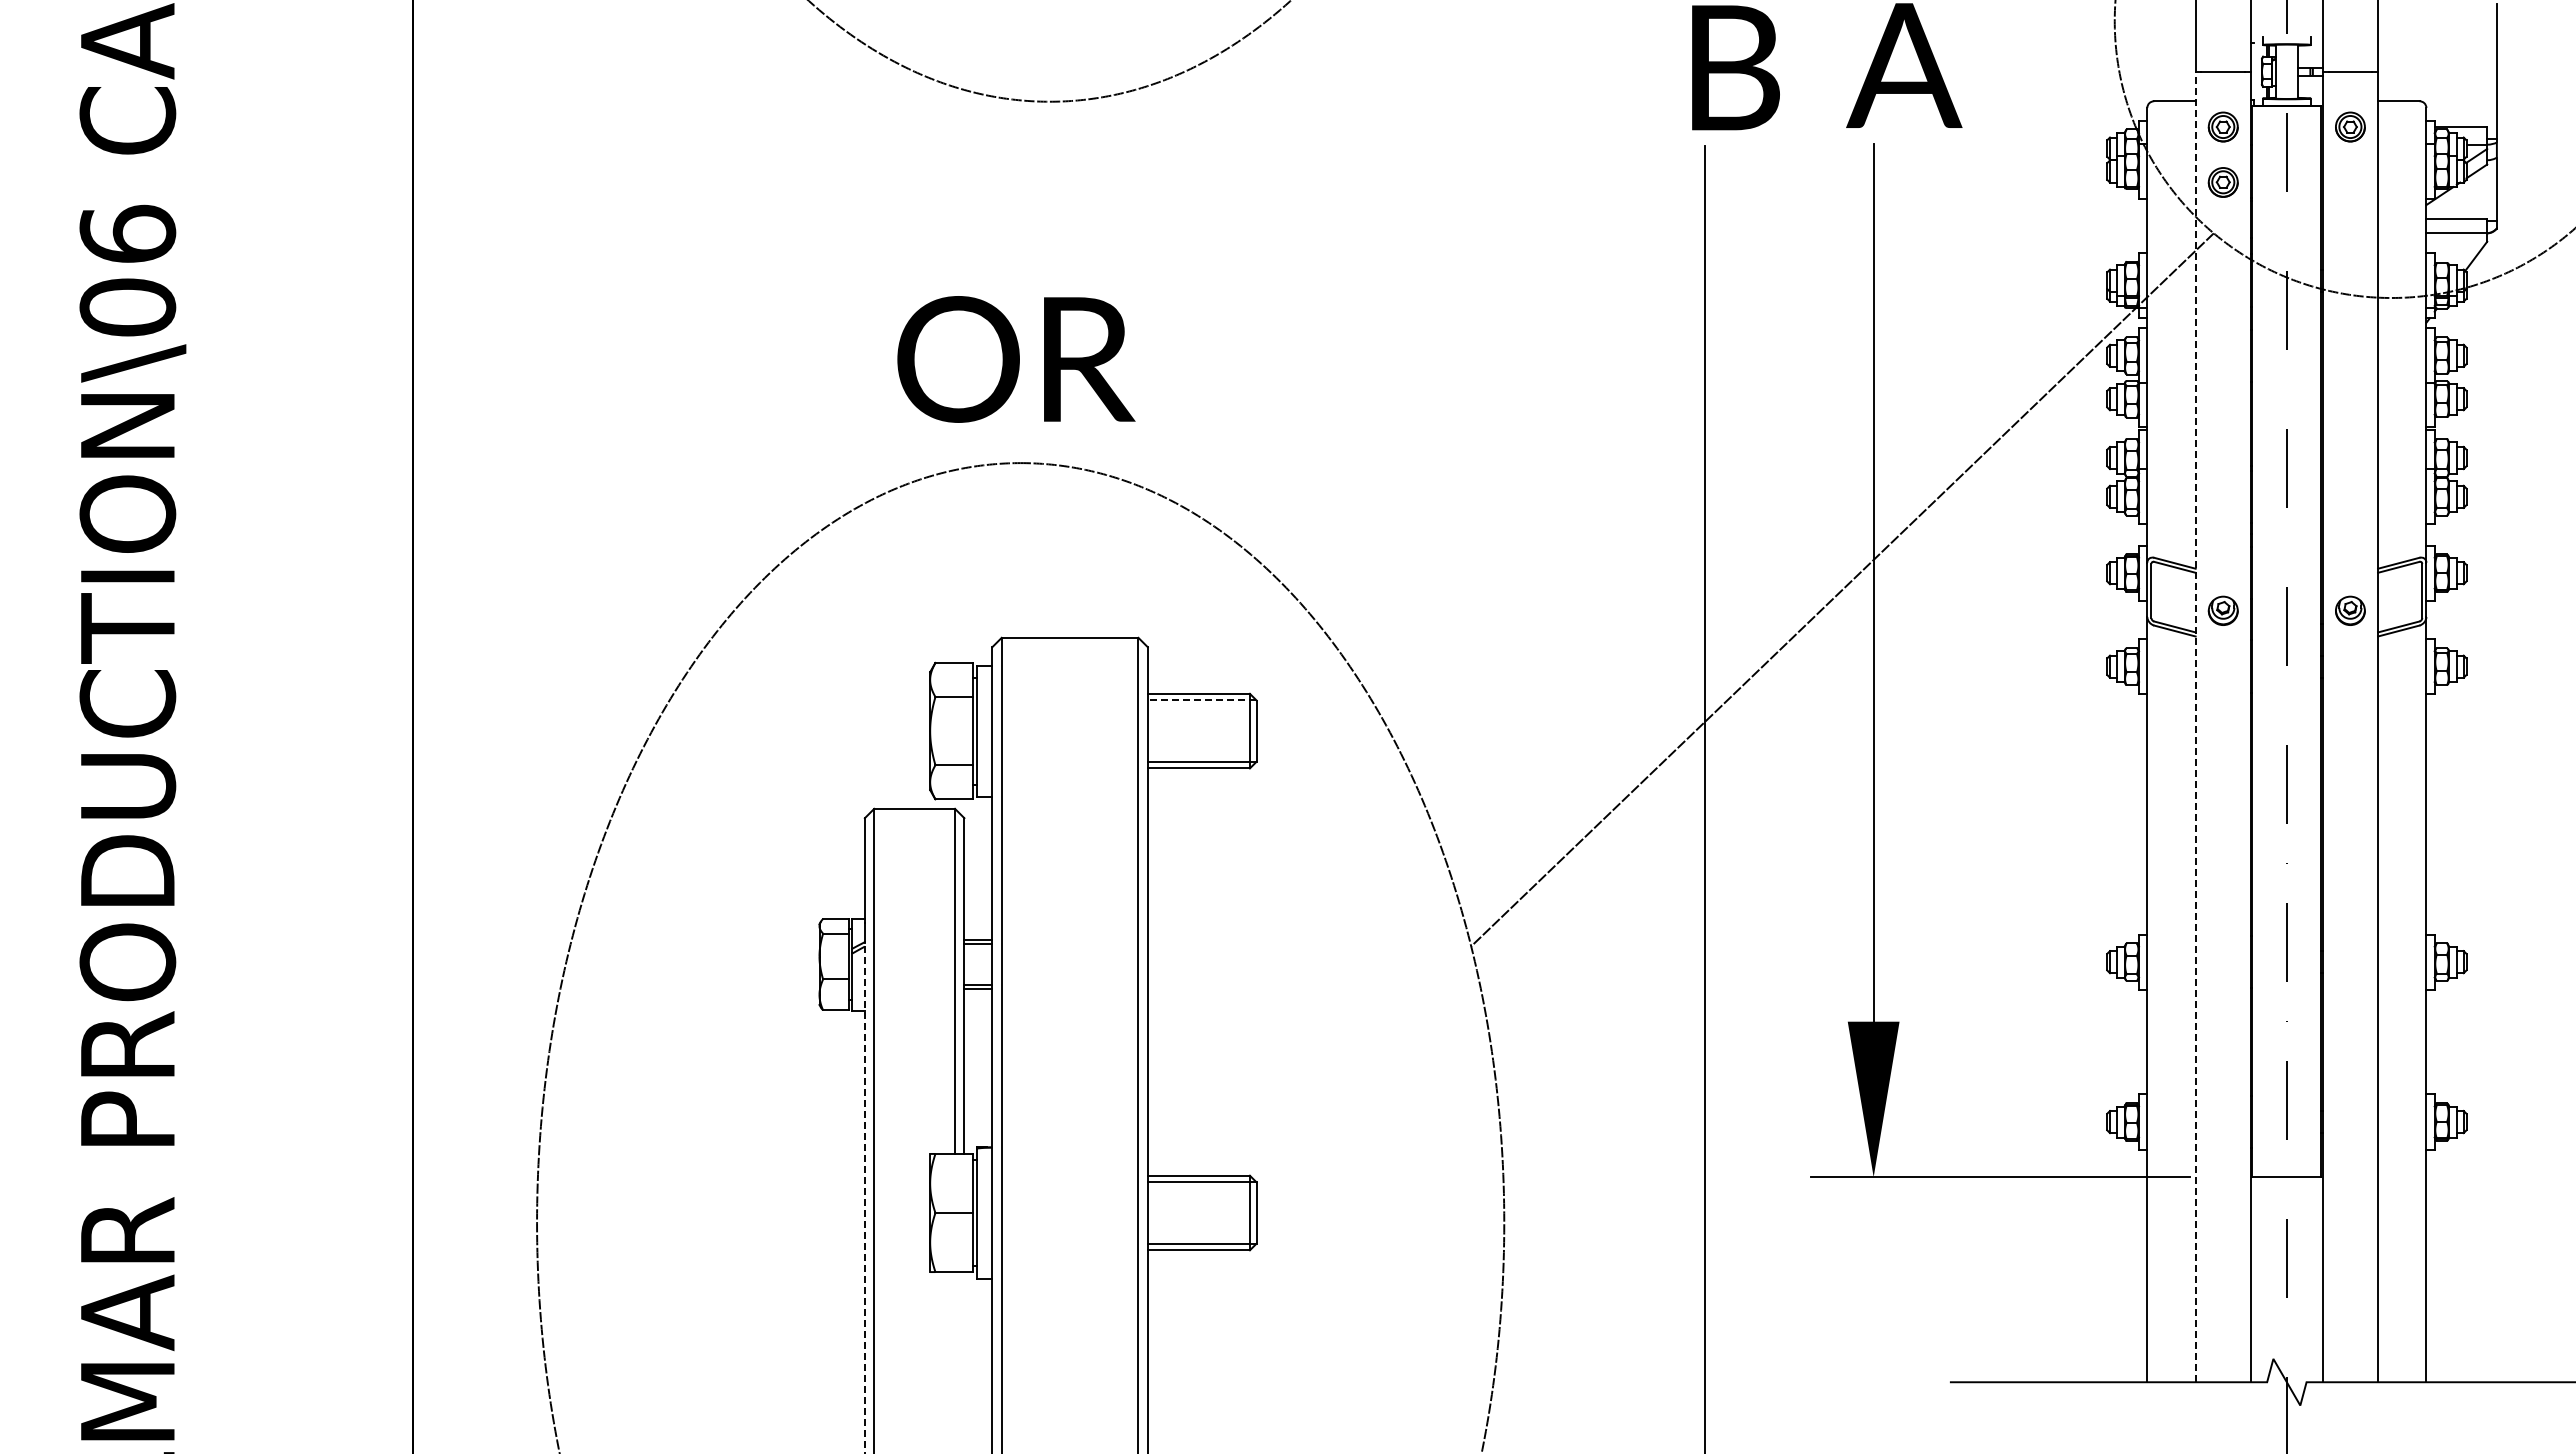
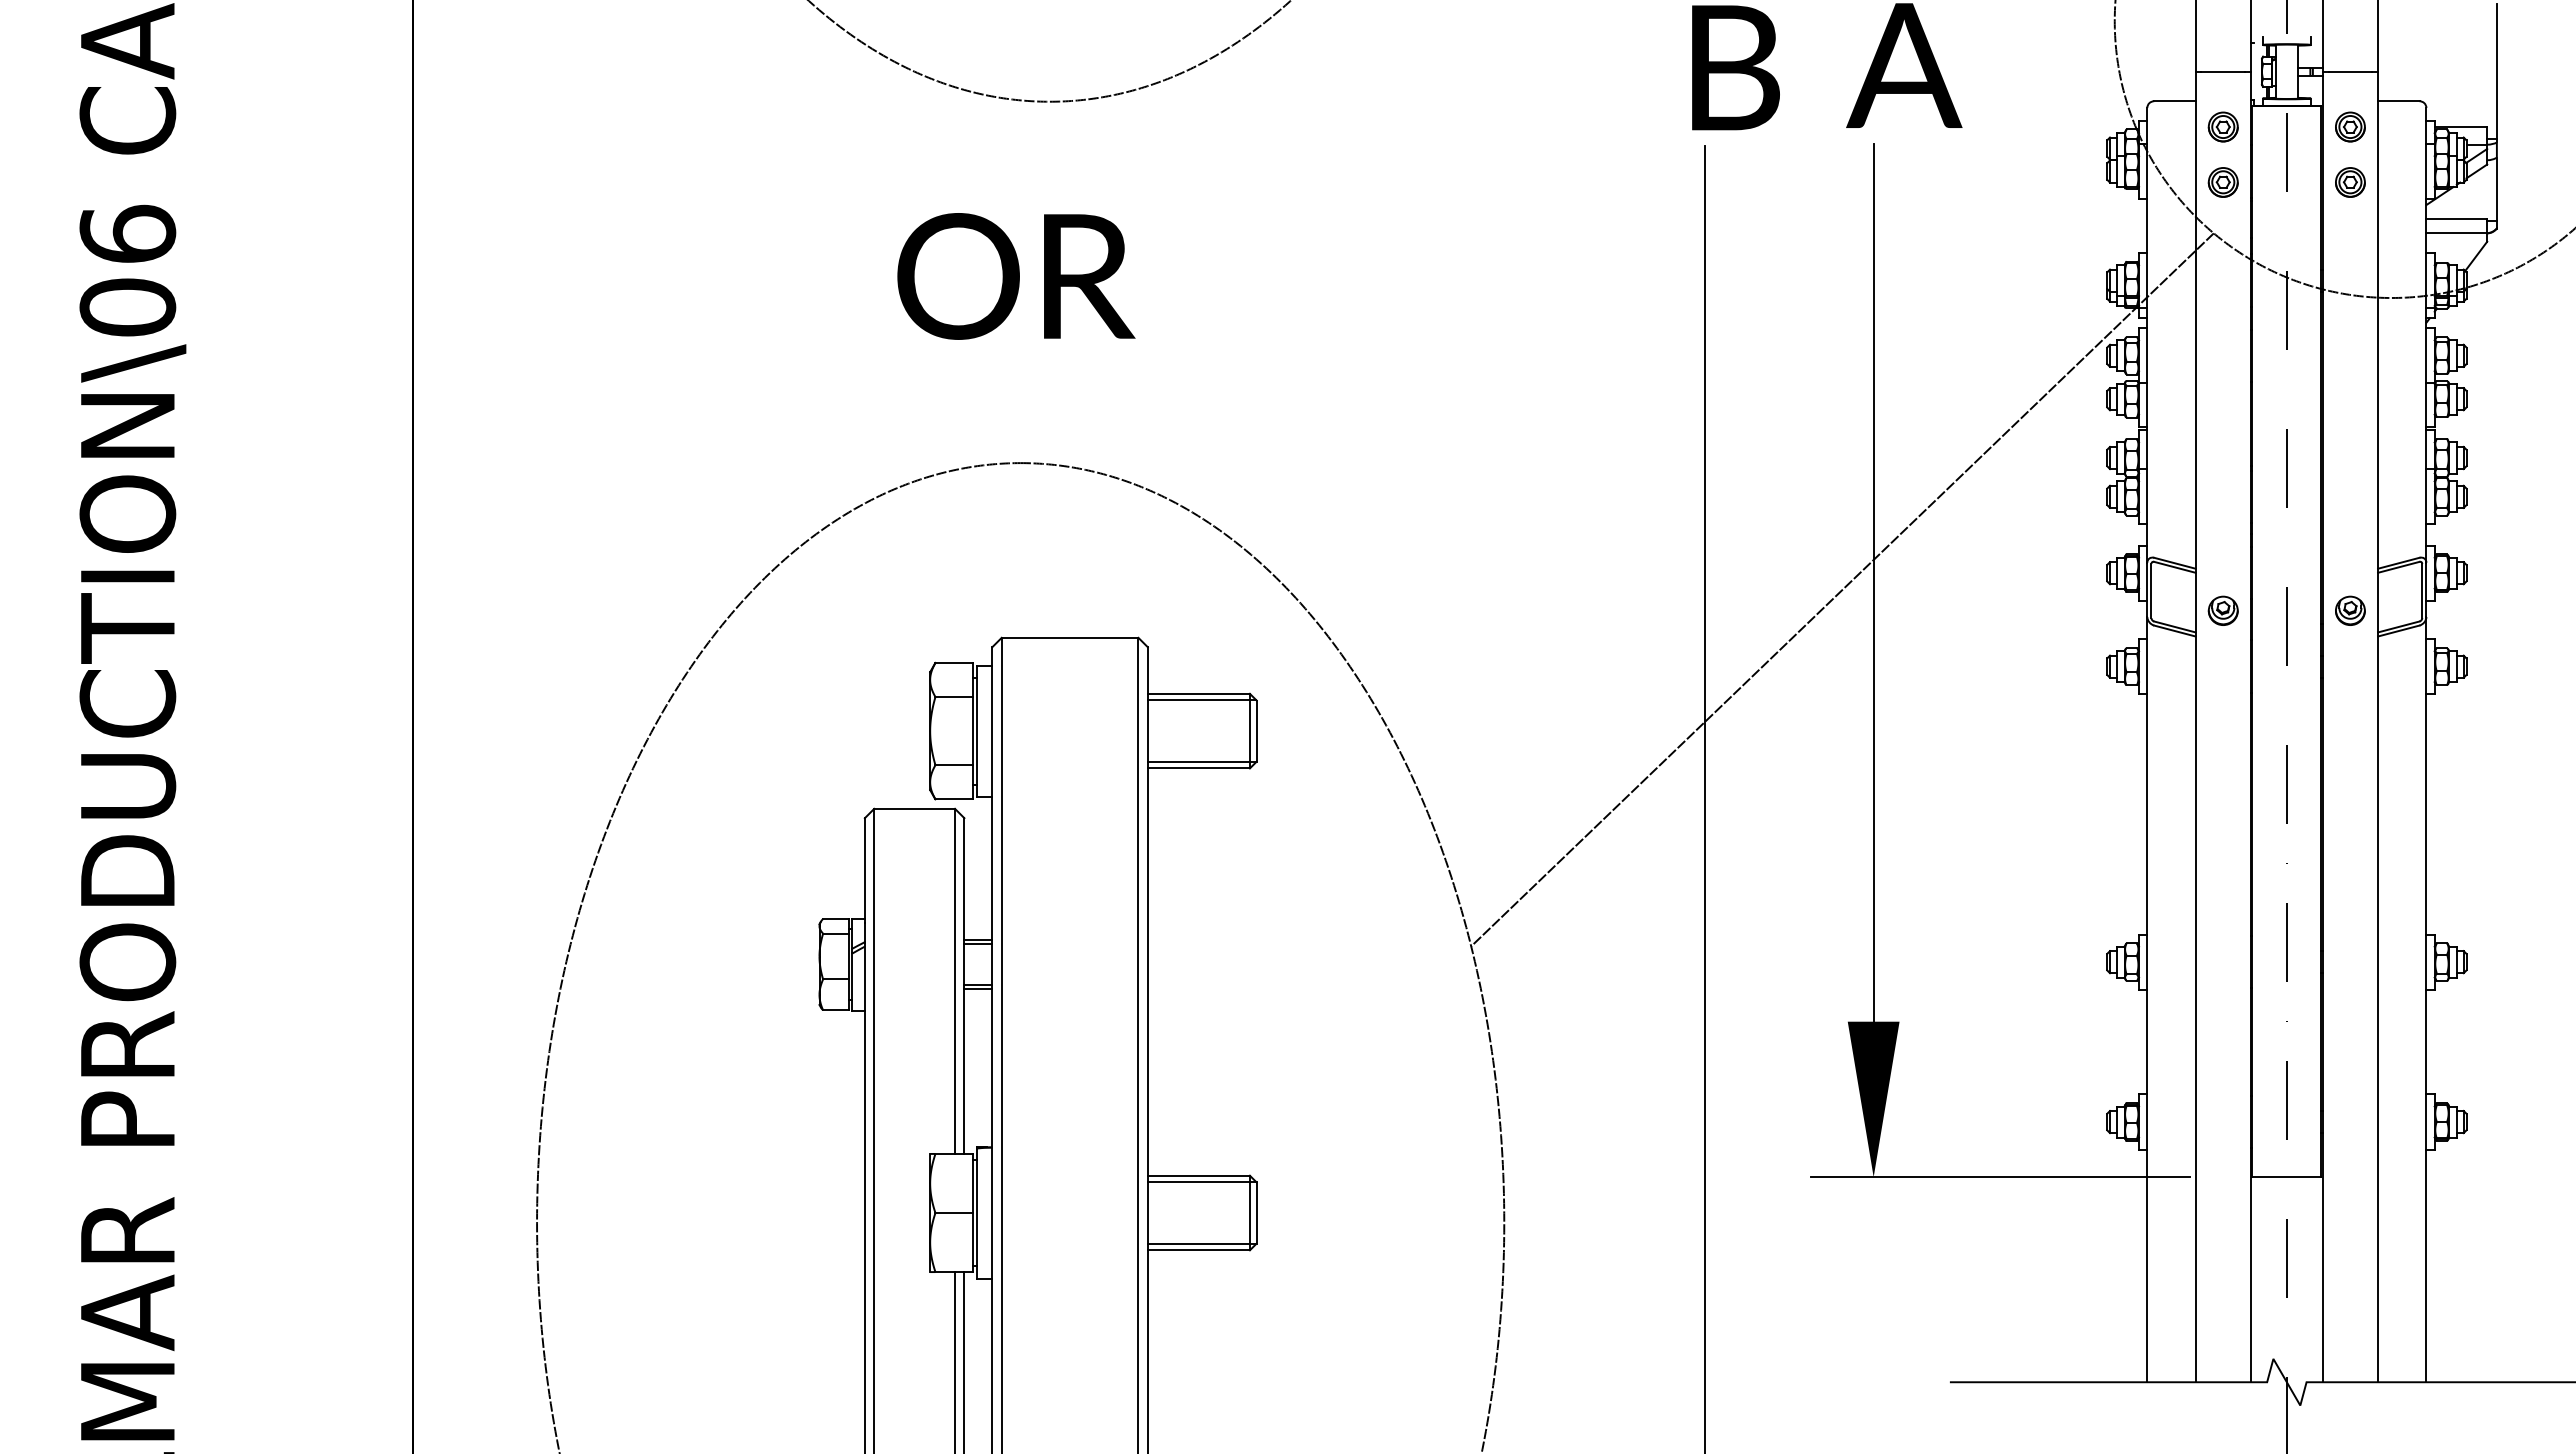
part: none -> present (2350, 182)
text position: (1016, 359) -> (1016, 276) (1016, 276)
line: dashed -> solid (1201, 700)
line: dashed -> solid (2195, 726)
line: dashed -> solid (864, 1198)
line: none -> present (955, 1361)
line: none -> present (964, 1361)
